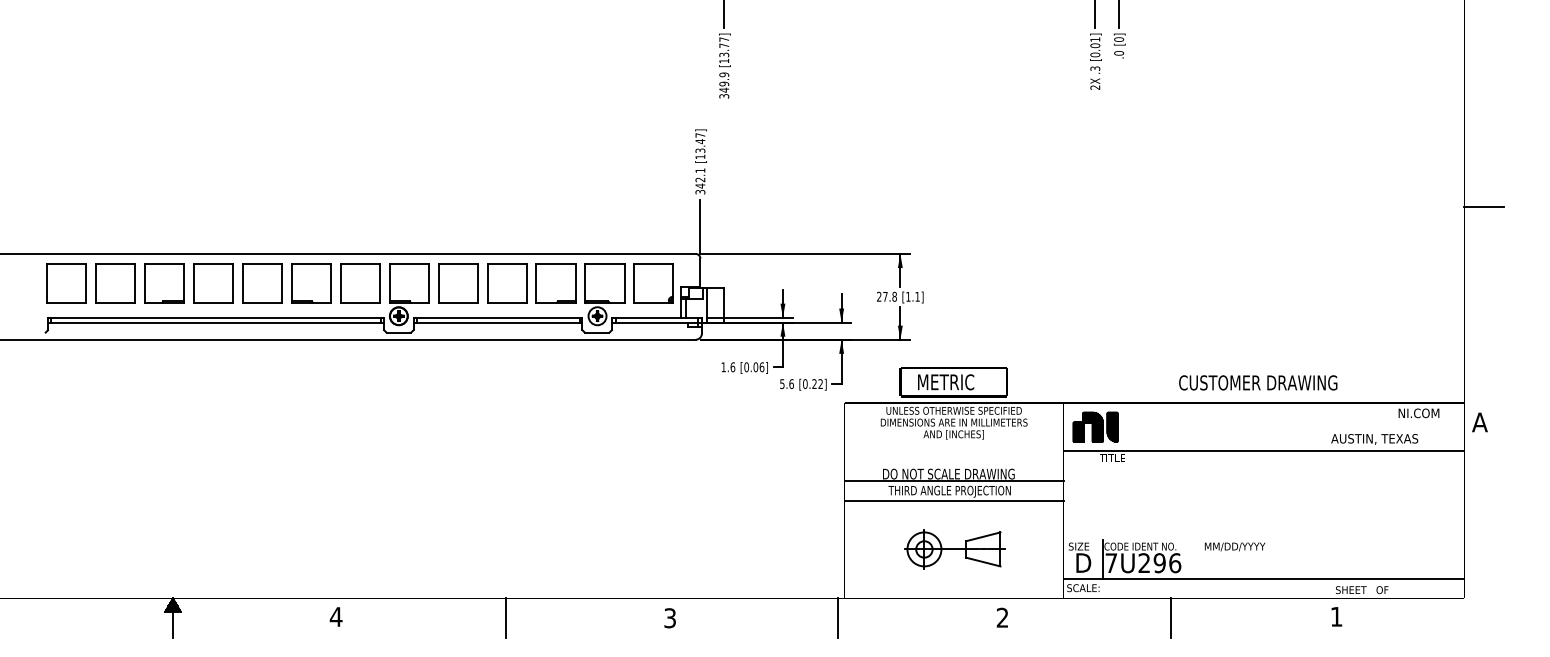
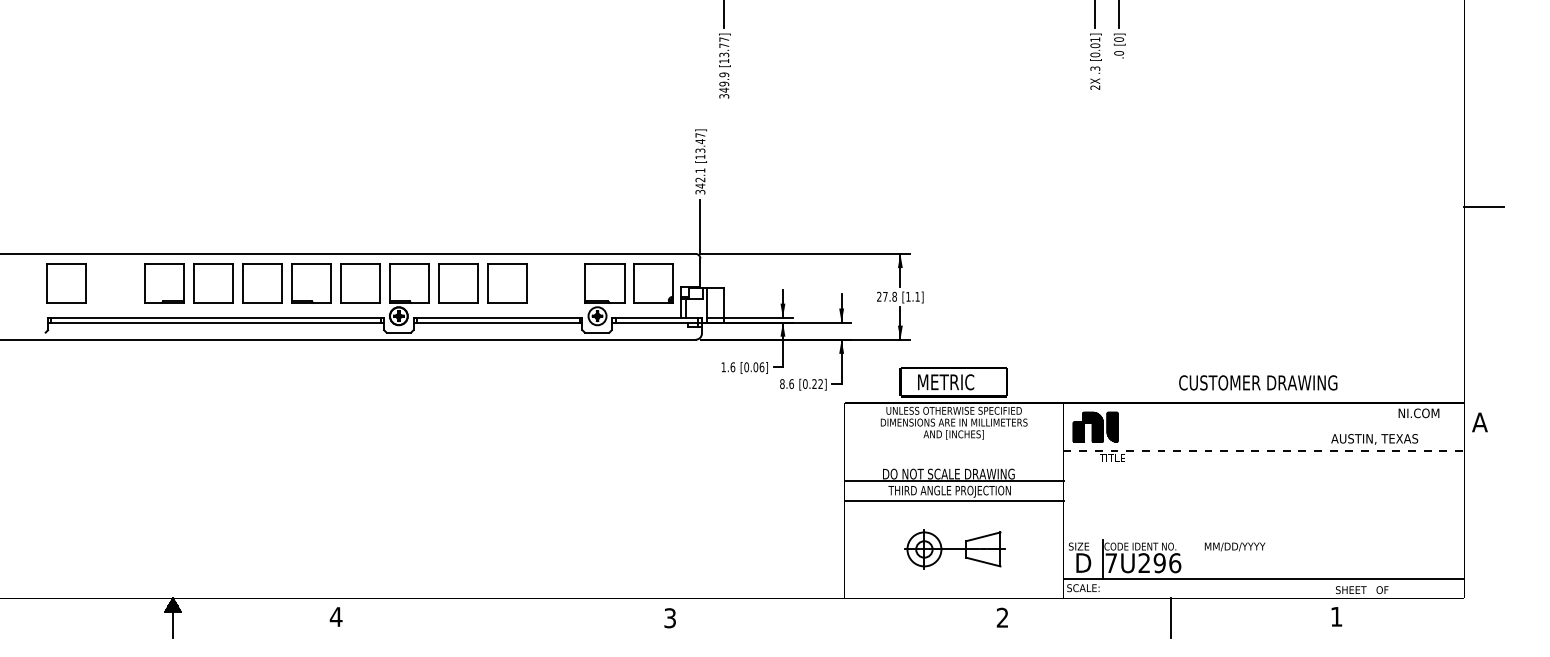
part: present -> none (115, 283)
part: present -> none (555, 283)
text: 5.6 -> 8.6 (782, 384)
line: solid -> dashed (1264, 451)
line: present -> none (505, 617)
line: present -> none (838, 617)
